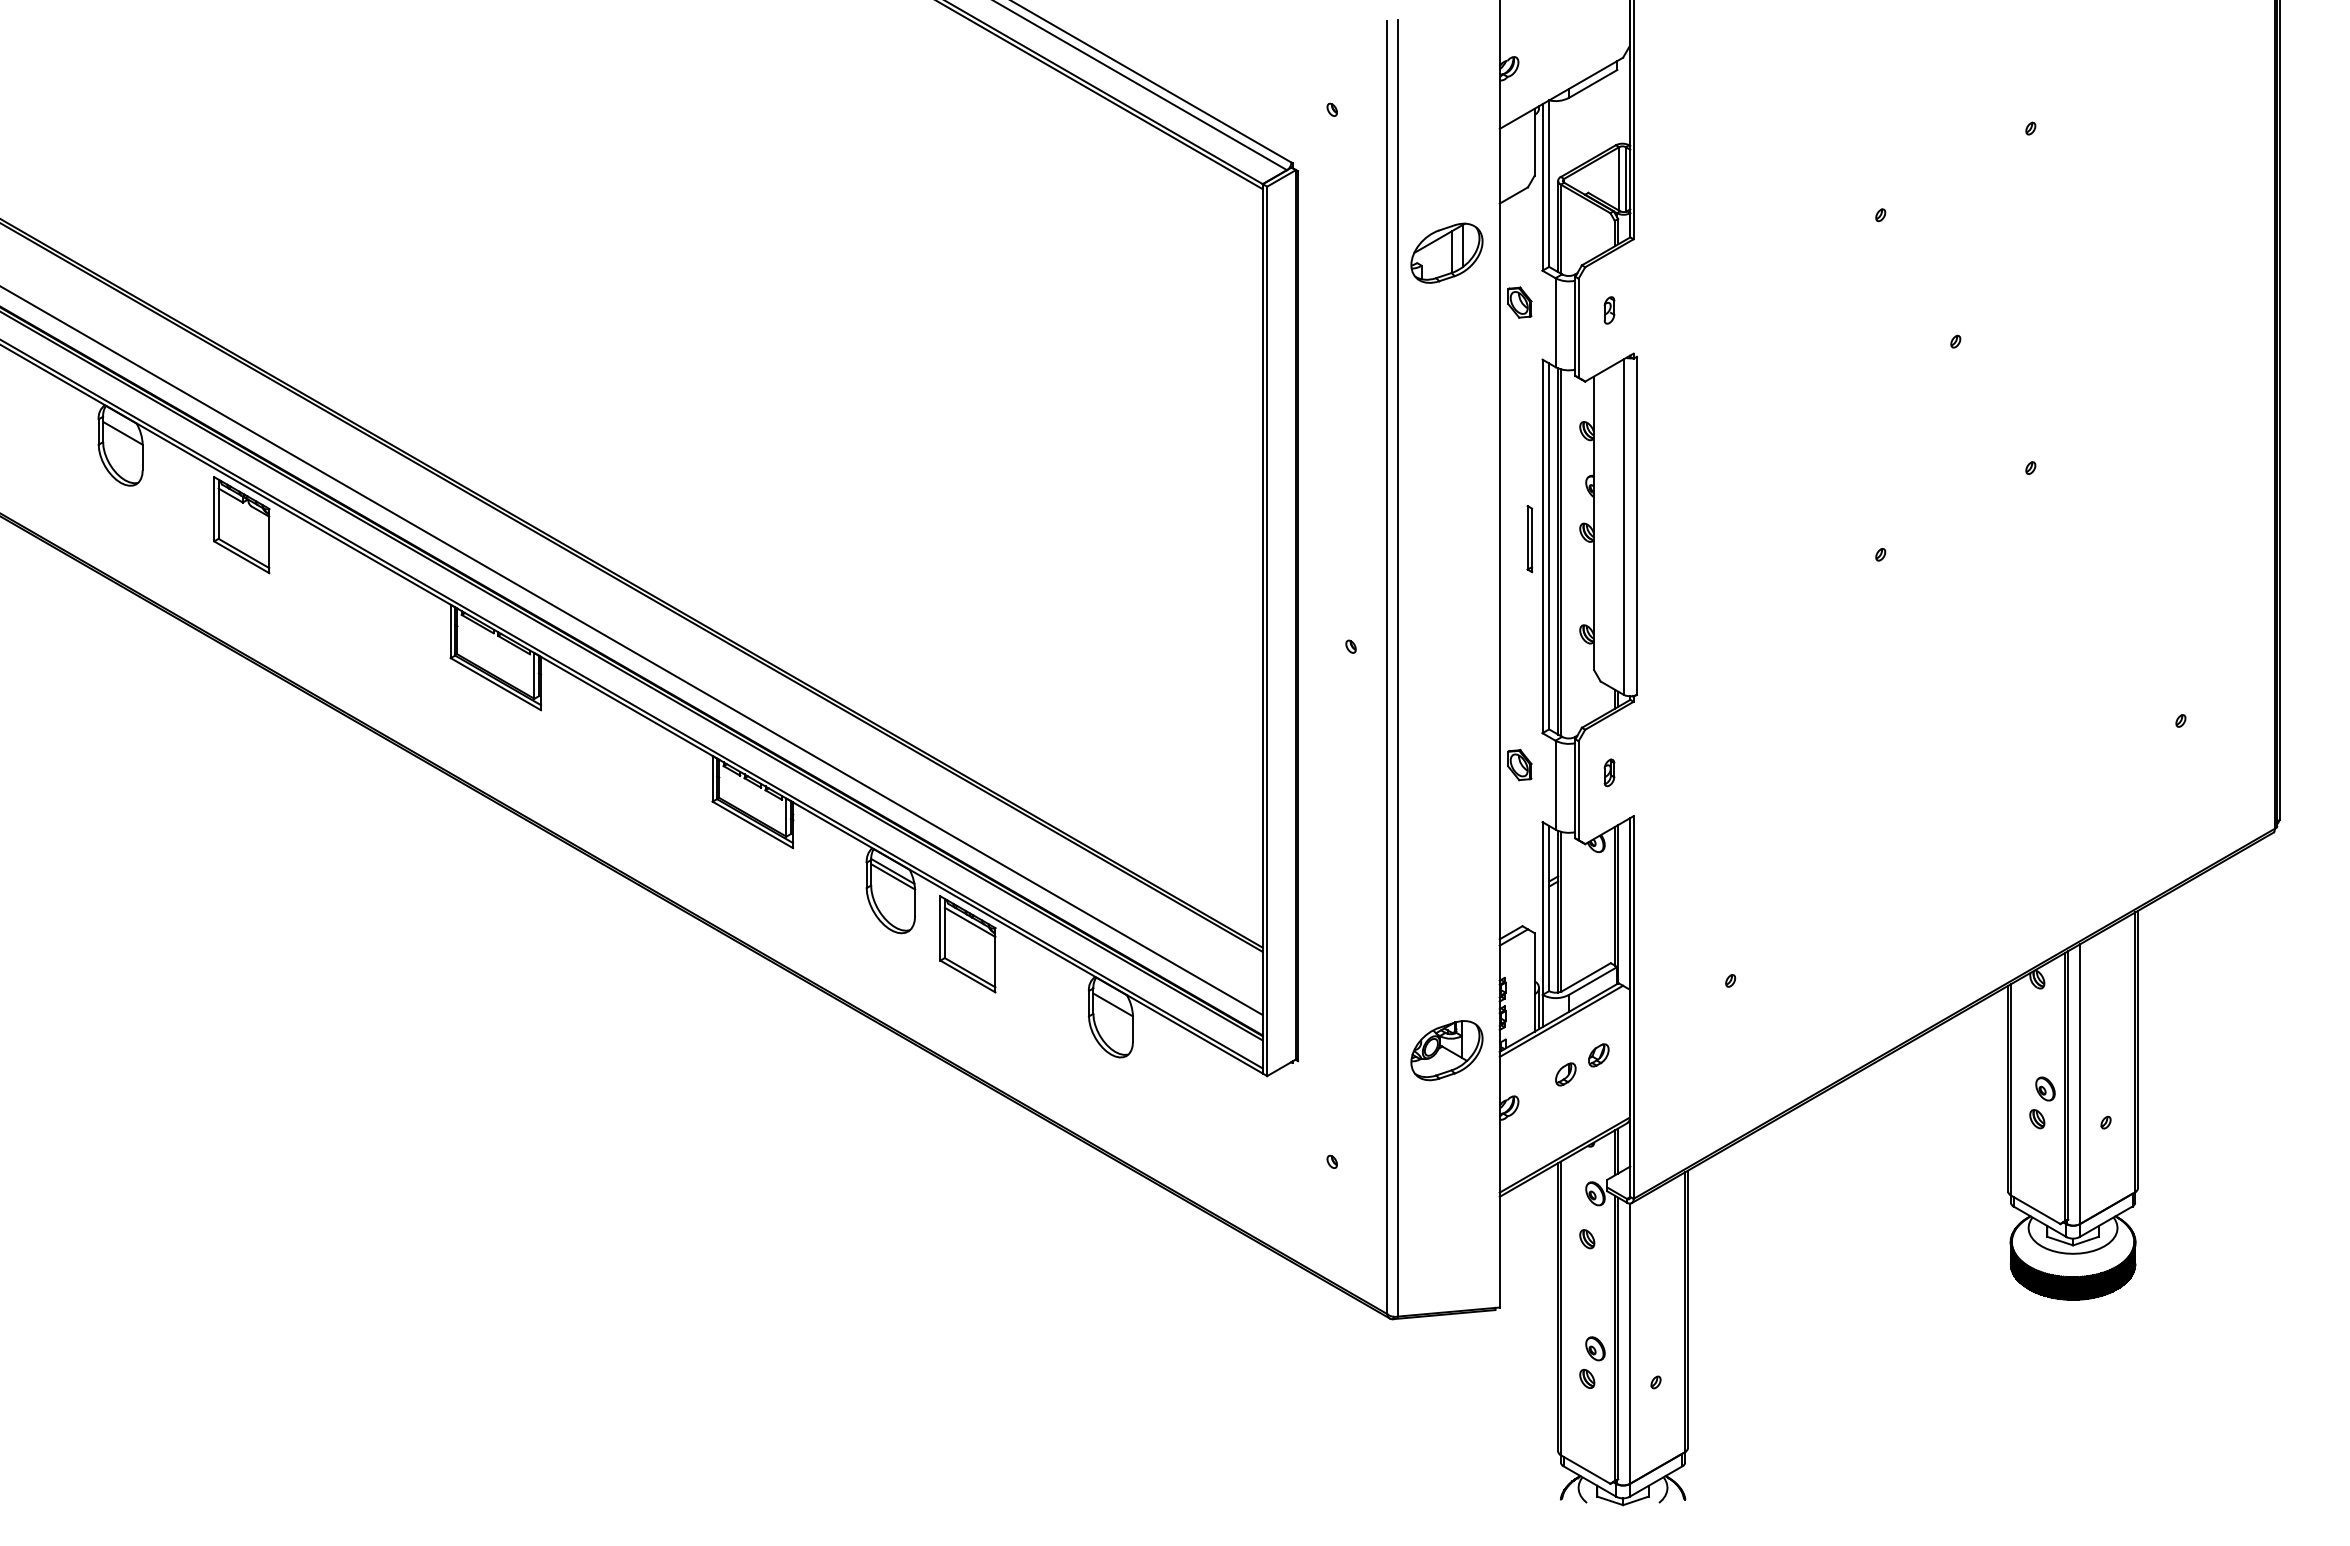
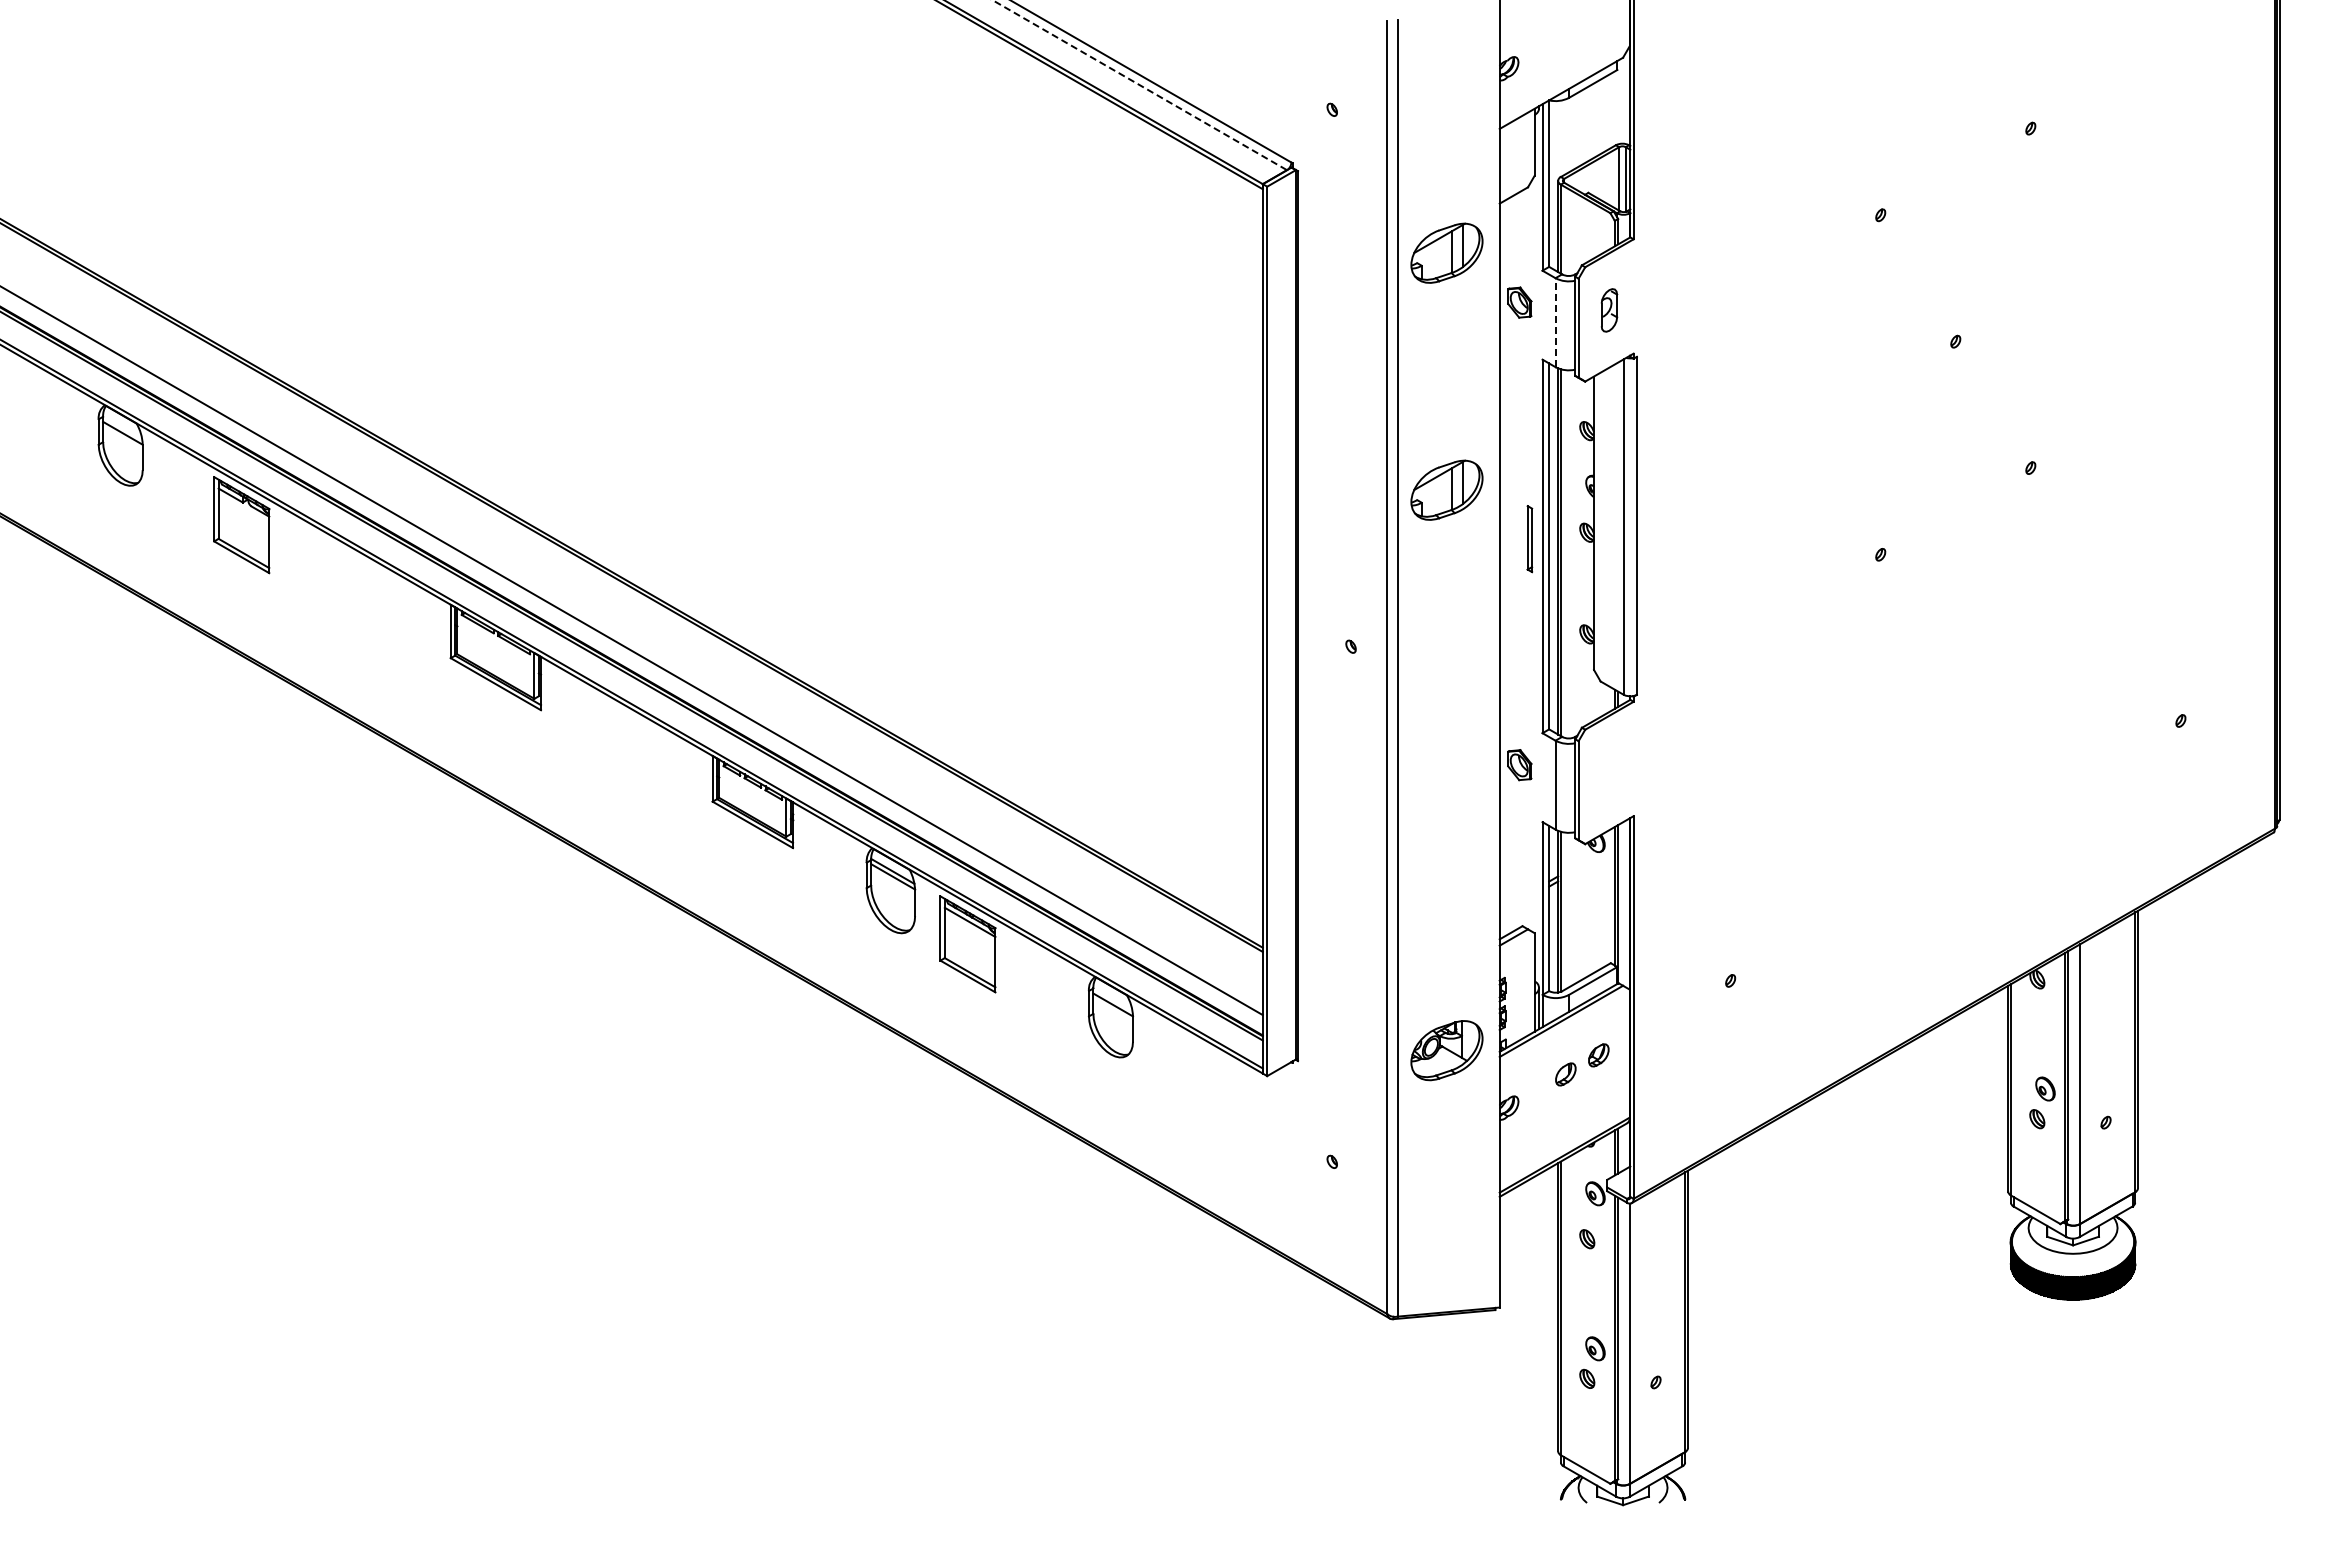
line: solid -> dashed (1139, 85)
part size: 13x29 px -> 19x45 px (1609, 310)
line: solid -> dashed (1555, 322)
part: none -> present (1446, 489)
part: present -> none (1609, 772)
